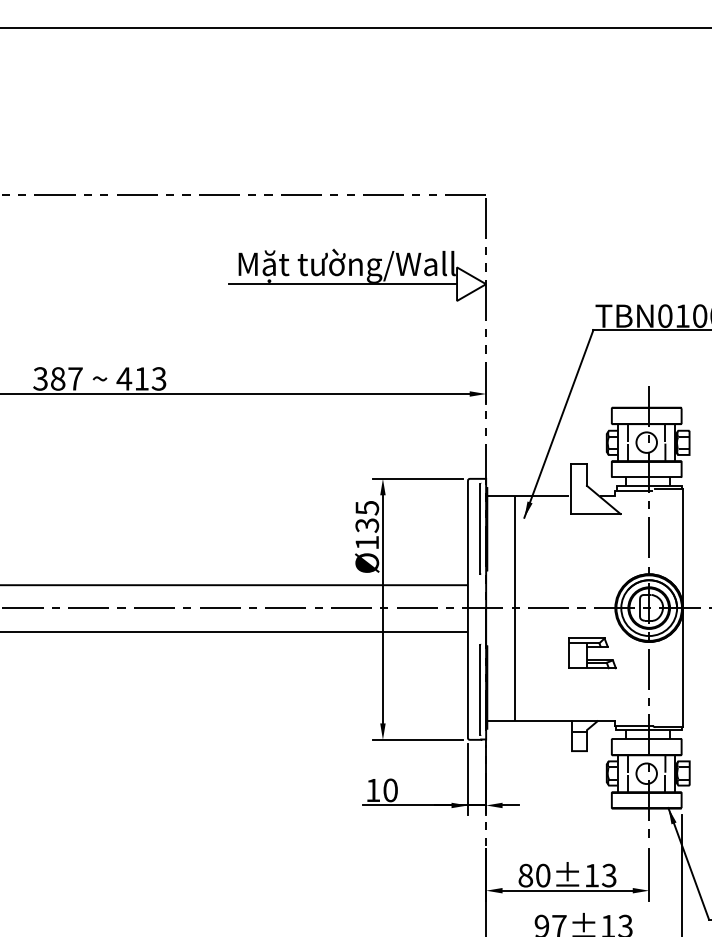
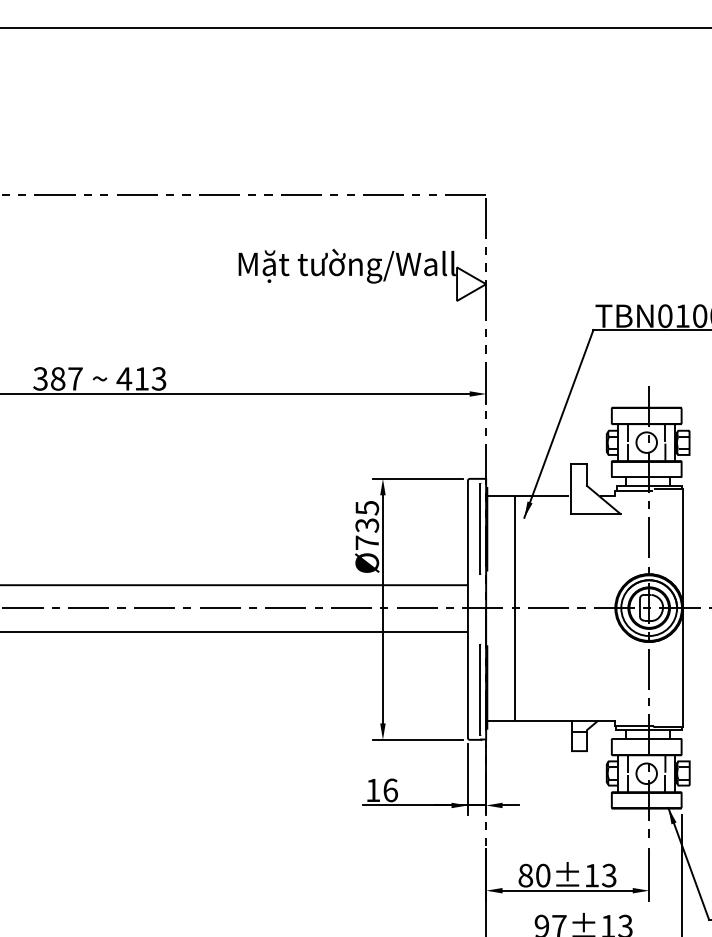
line: present -> none (342, 284)
text: Ø135 -> Ø735 (366, 542)
part: present -> none (592, 653)
text: 10 -> 16 (390, 790)
